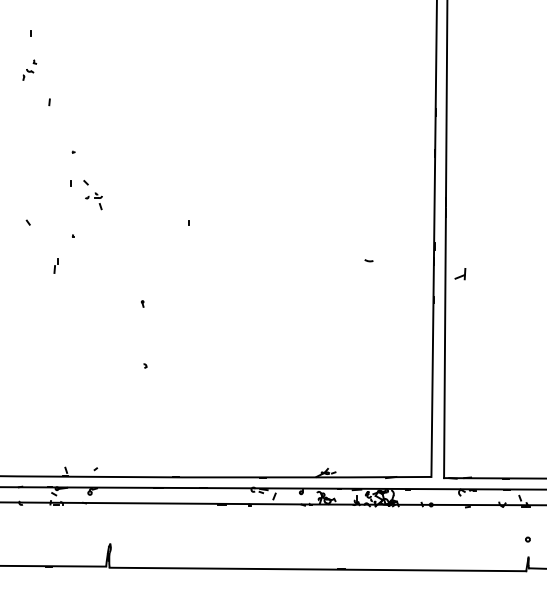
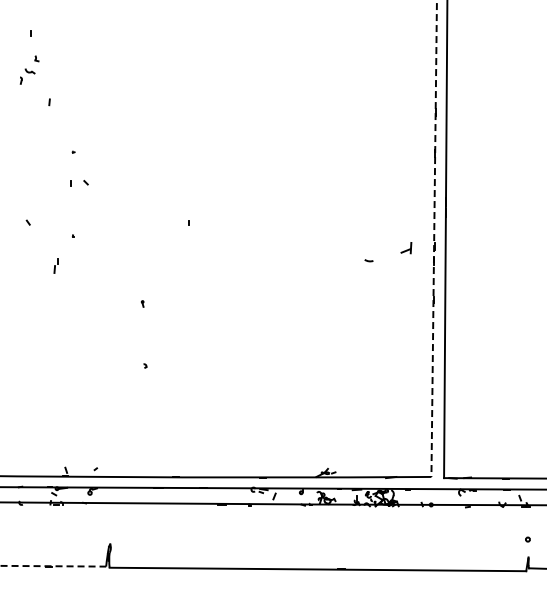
part size: 16x22 px -> 21x30 px (29, 69)
part: present -> none (93, 201)
line: solid -> dashed (434, 239)
part position: (460, 274) -> (406, 248) (406, 248)
line: solid -> dashed (53, 566)
